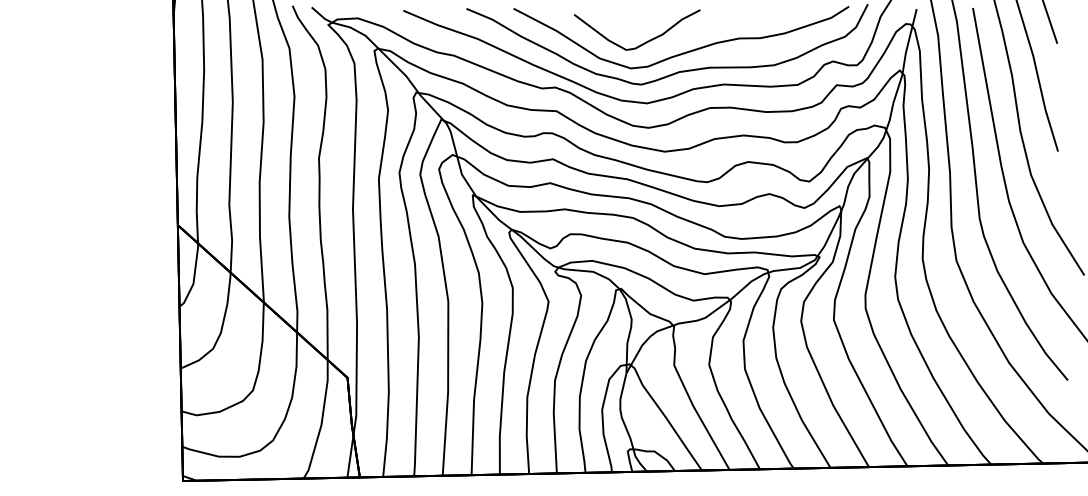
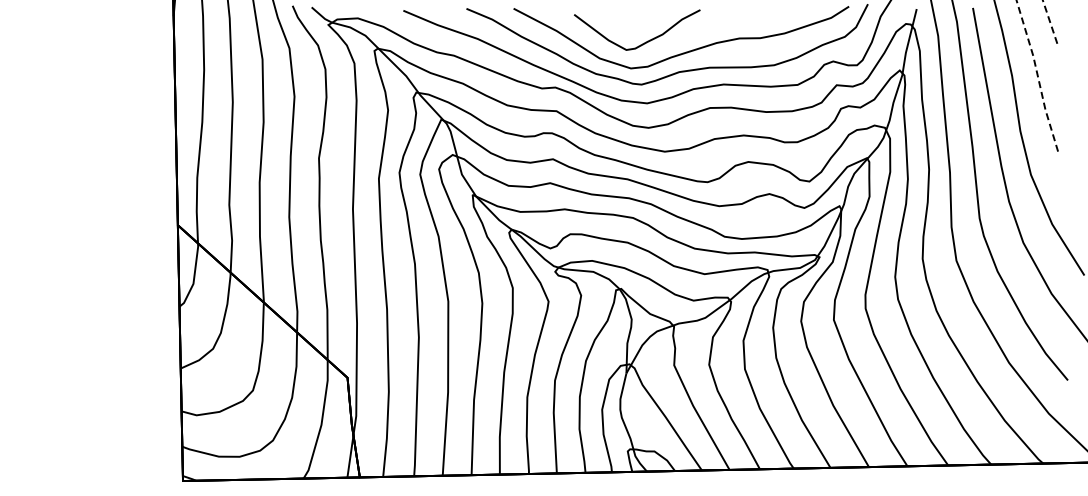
line: solid -> dashed (1050, 22)
line: solid -> dashed (1037, 76)
